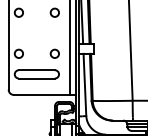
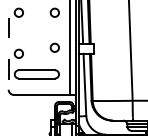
line: solid -> dashed (8, 45)
circle position: (54, 53) -> (54, 47) (54, 47)
